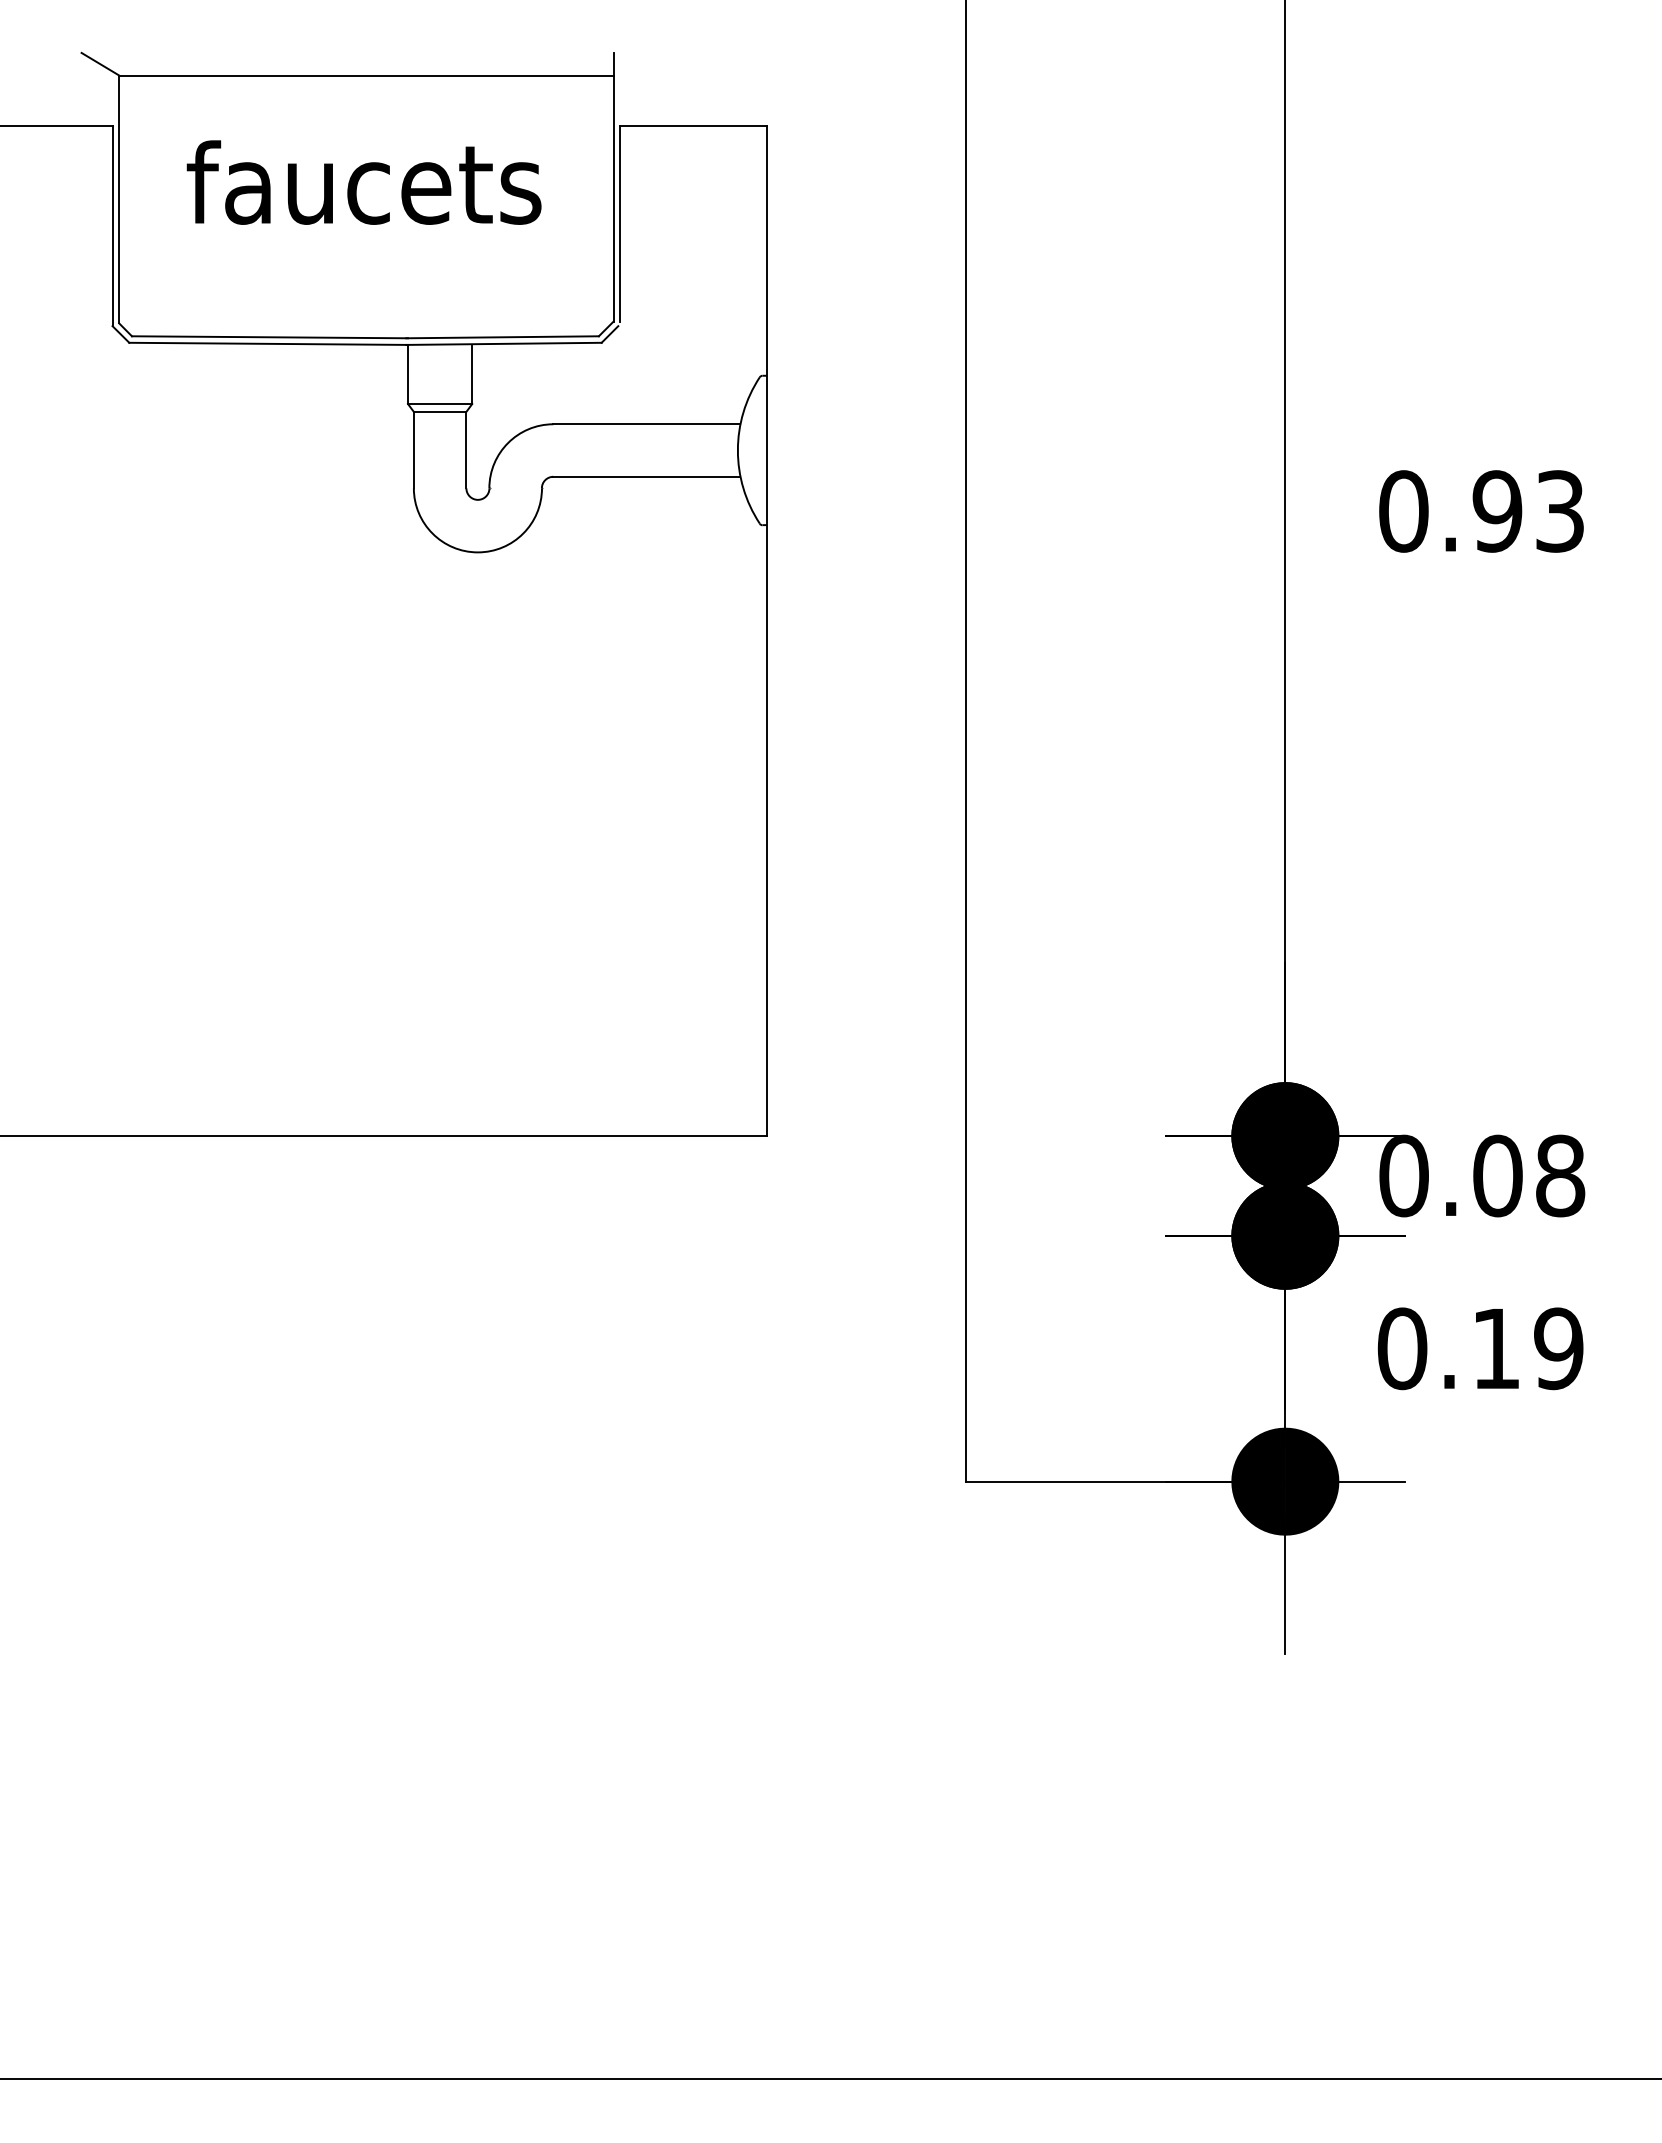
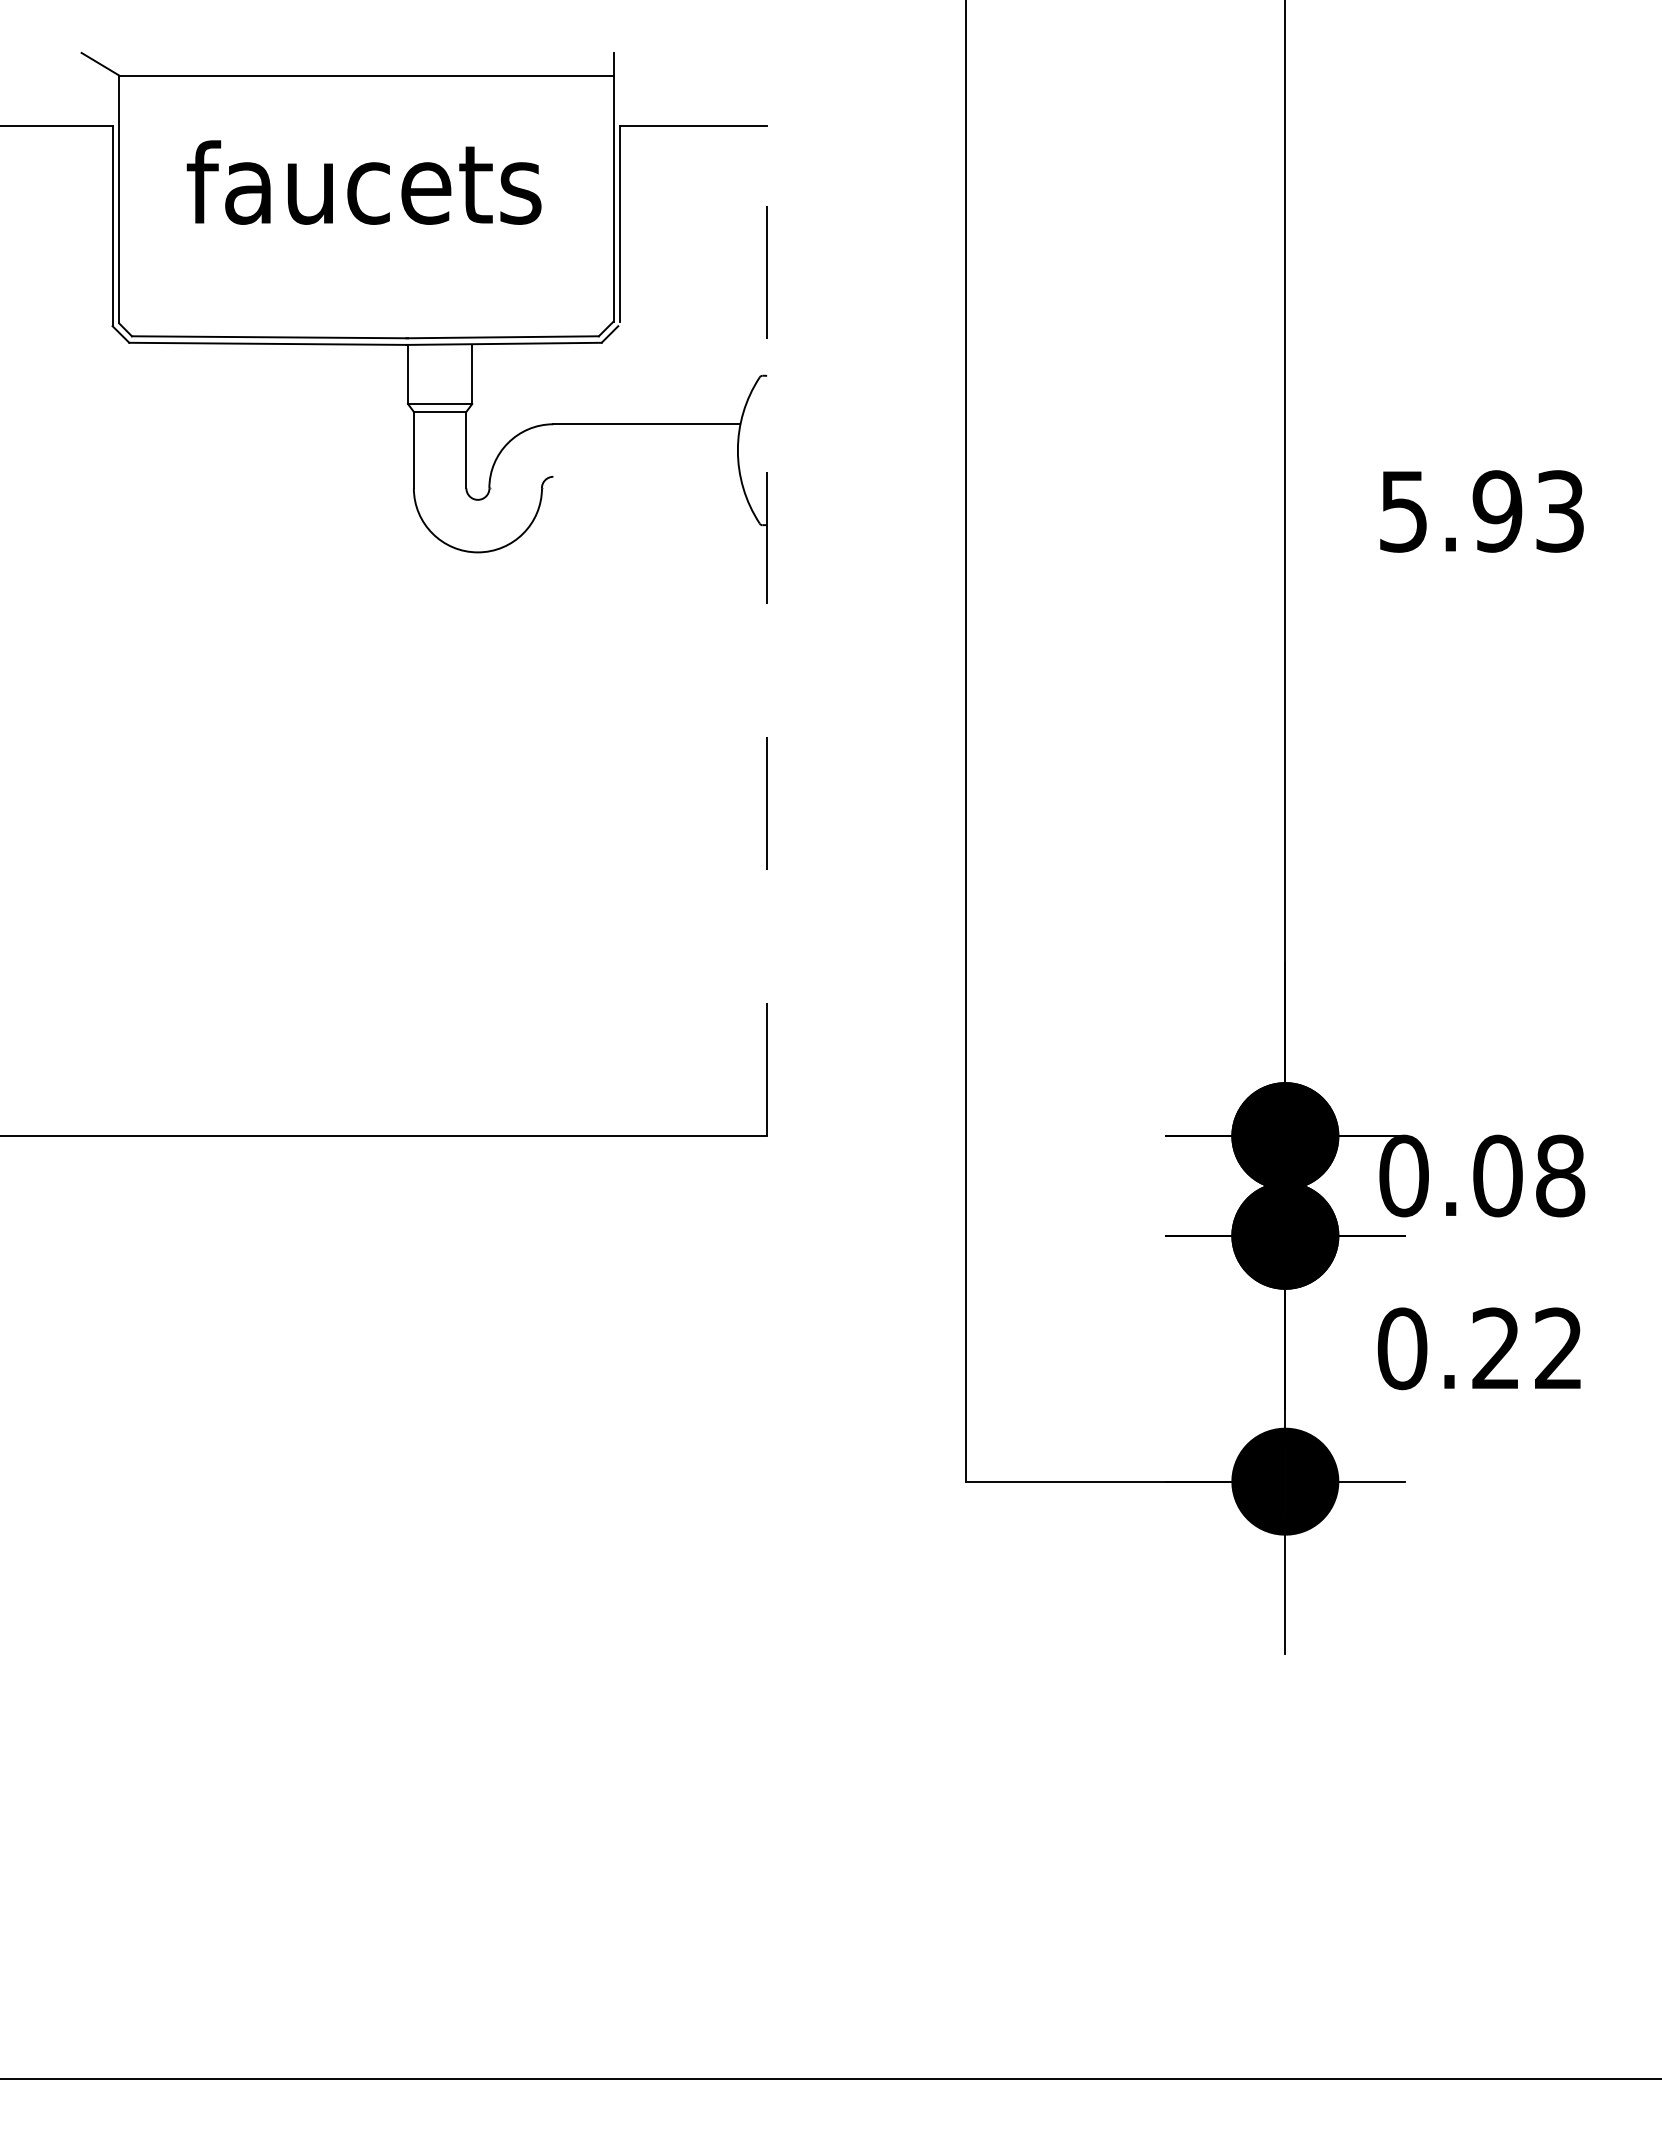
line: present -> none (646, 476)
text: 0.93 -> 5.93 (1403, 511)
line: solid -> dashed (767, 630)
text: 0.19 -> 0.22 (1527, 1348)
